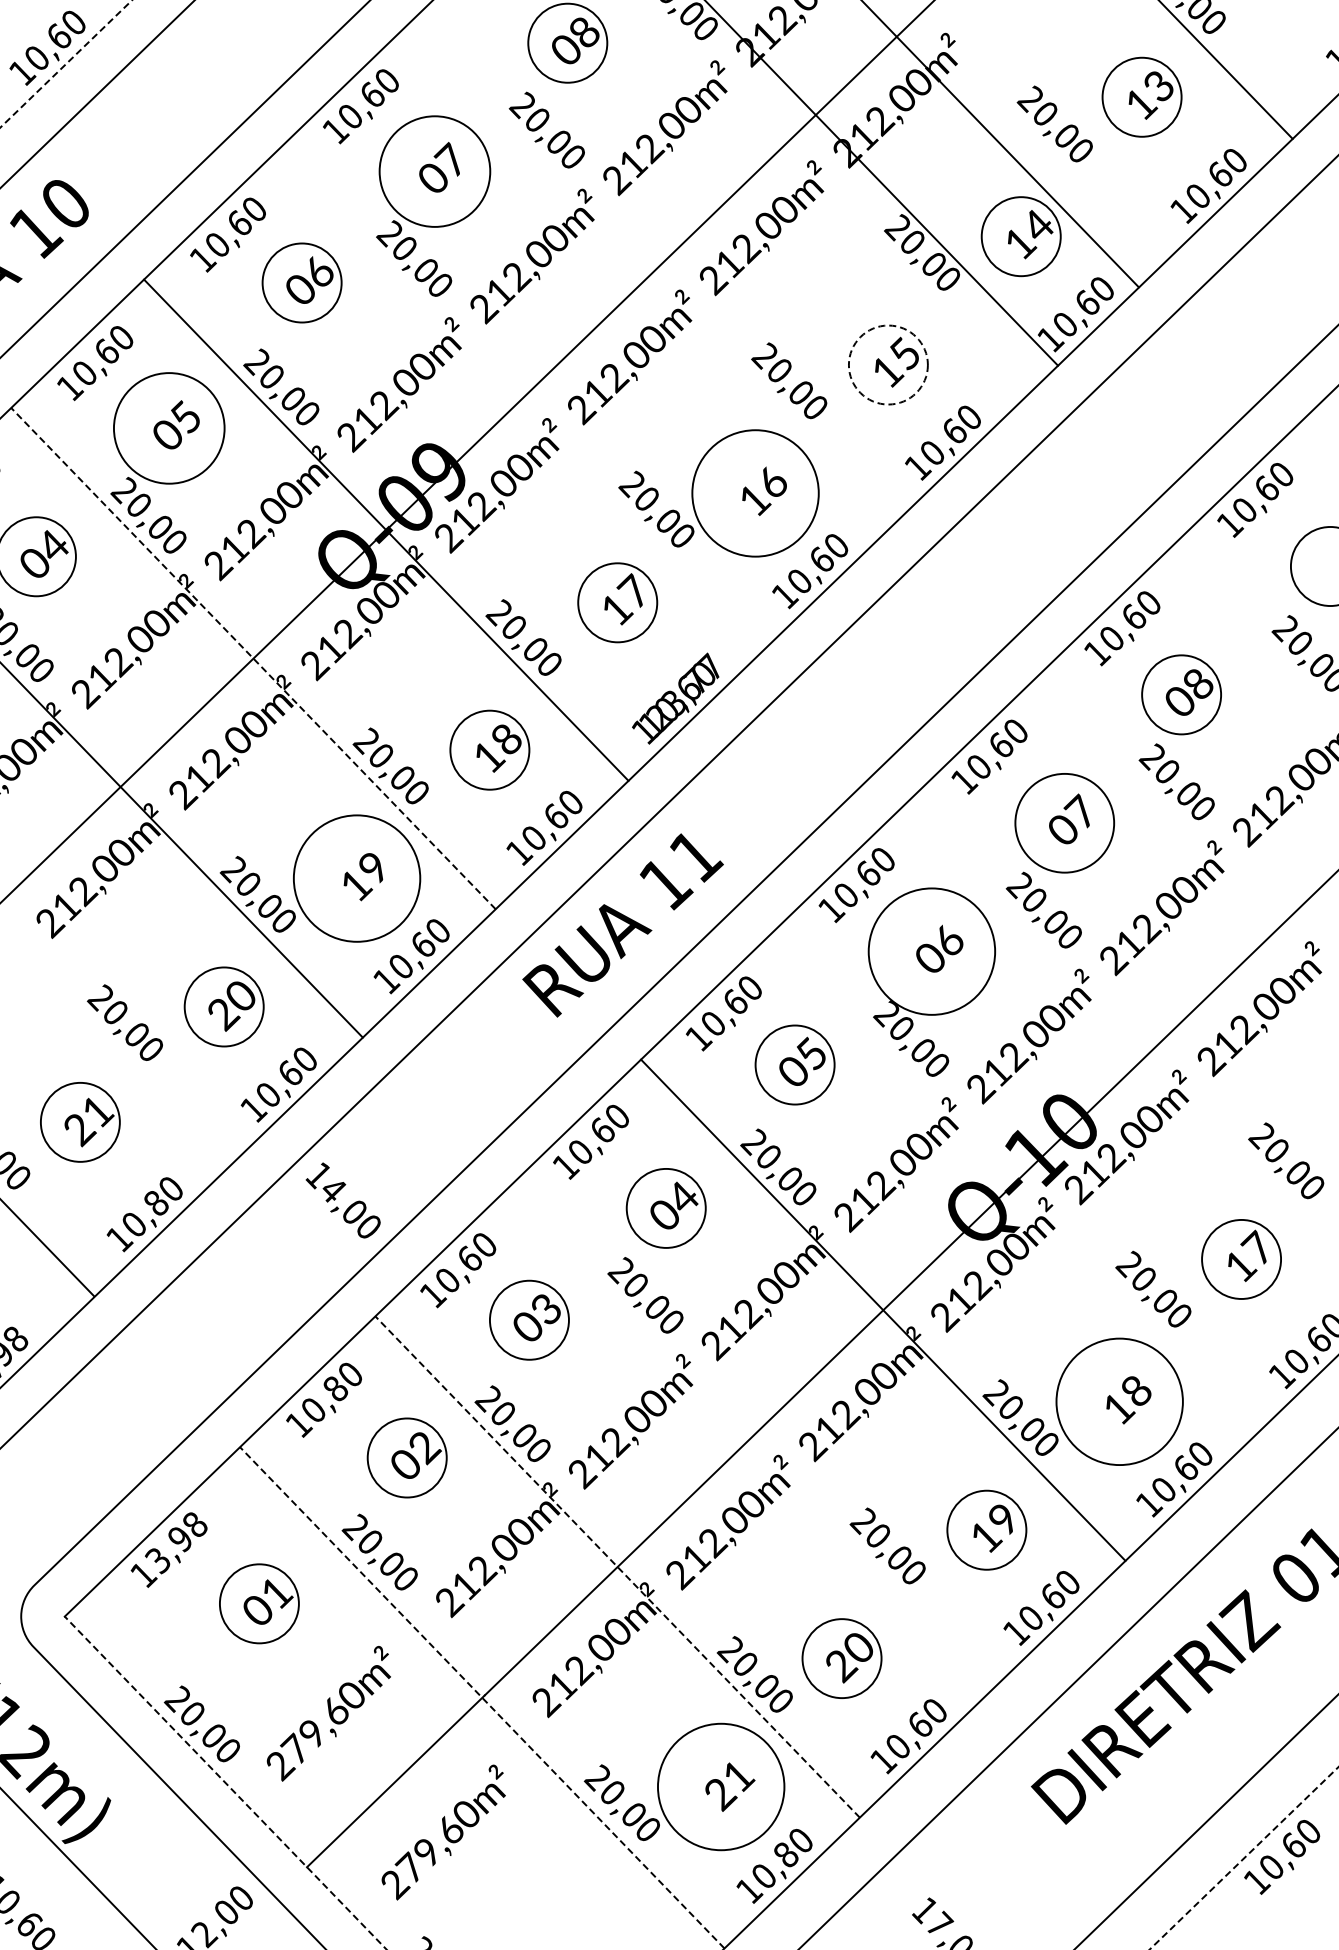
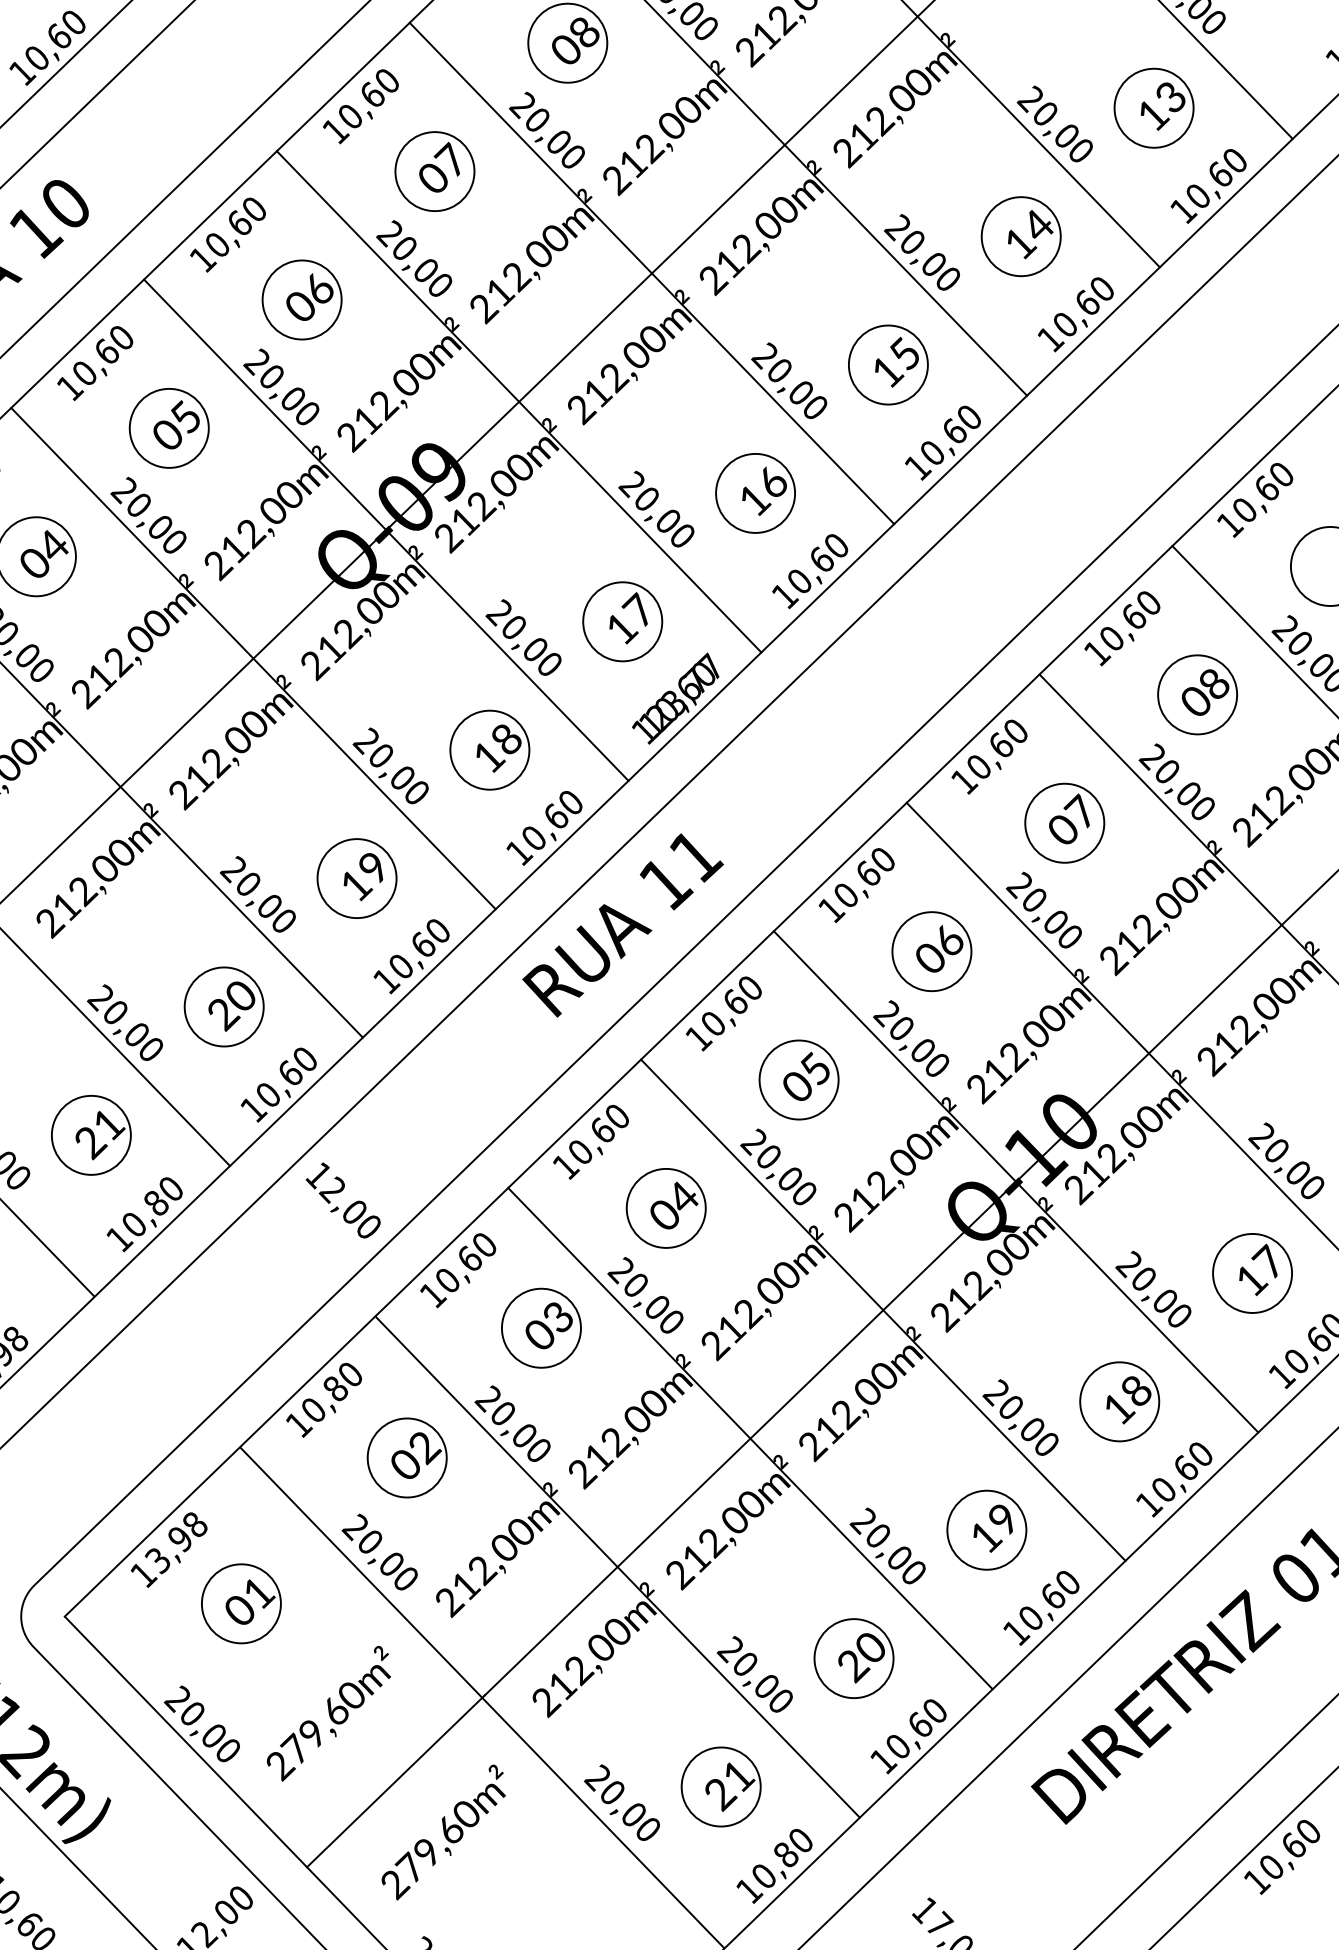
line: dashed -> solid (65, 64)
part position: (1141, 96) -> (1153, 107) (1153, 107)
line position: (1000, 144) -> (1031, 134) (1031, 134)
circle diameter: 111 px -> 79 px (434, 171)
line position: (882, 183) -> (836, 198) (836, 198)
line: none -> present (651, 273)
part position: (301, 282) -> (301, 299) (301, 299)
circle: dashed -> solid (887, 364)
line: none -> present (518, 401)
circle diameter: 111 px -> 79 px (168, 427)
circle diameter: 126 px -> 79 px (755, 492)
part position: (617, 602) -> (622, 621) (622, 621)
line: none -> present (1253, 630)
line: dashed -> solid (253, 658)
part position: (1181, 694) -> (1197, 694) (1197, 694)
circle diameter: 99 px -> 79 px (1064, 822)
line: none -> present (1187, 827)
circle diameter: 126 px -> 79 px (356, 878)
circle diameter: 126 px -> 79 px (931, 951)
line: none -> present (1120, 1024)
line: none -> present (116, 1048)
part position: (794, 1064) -> (798, 1079) (798, 1079)
part position: (80, 1122) -> (91, 1135) (91, 1135)
line: none -> present (1015, 1181)
text: 14,00 -> 12,00 (332, 1189)
part position: (1241, 1259) -> (1252, 1273) (1252, 1273)
part position: (529, 1319) -> (541, 1327) (541, 1327)
circle diameter: 126 px -> 79 px (1119, 1401)
line: none -> present (750, 1438)
line: dashed -> solid (617, 1567)
part position: (259, 1603) -> (241, 1603) (241, 1603)
part position: (841, 1658) -> (853, 1658) (853, 1658)
line: dashed -> solid (482, 1697)
line: dashed -> solid (225, 1783)
circle diameter: 126 px -> 79 px (720, 1786)
line: dashed -> solid (1243, 1858)
